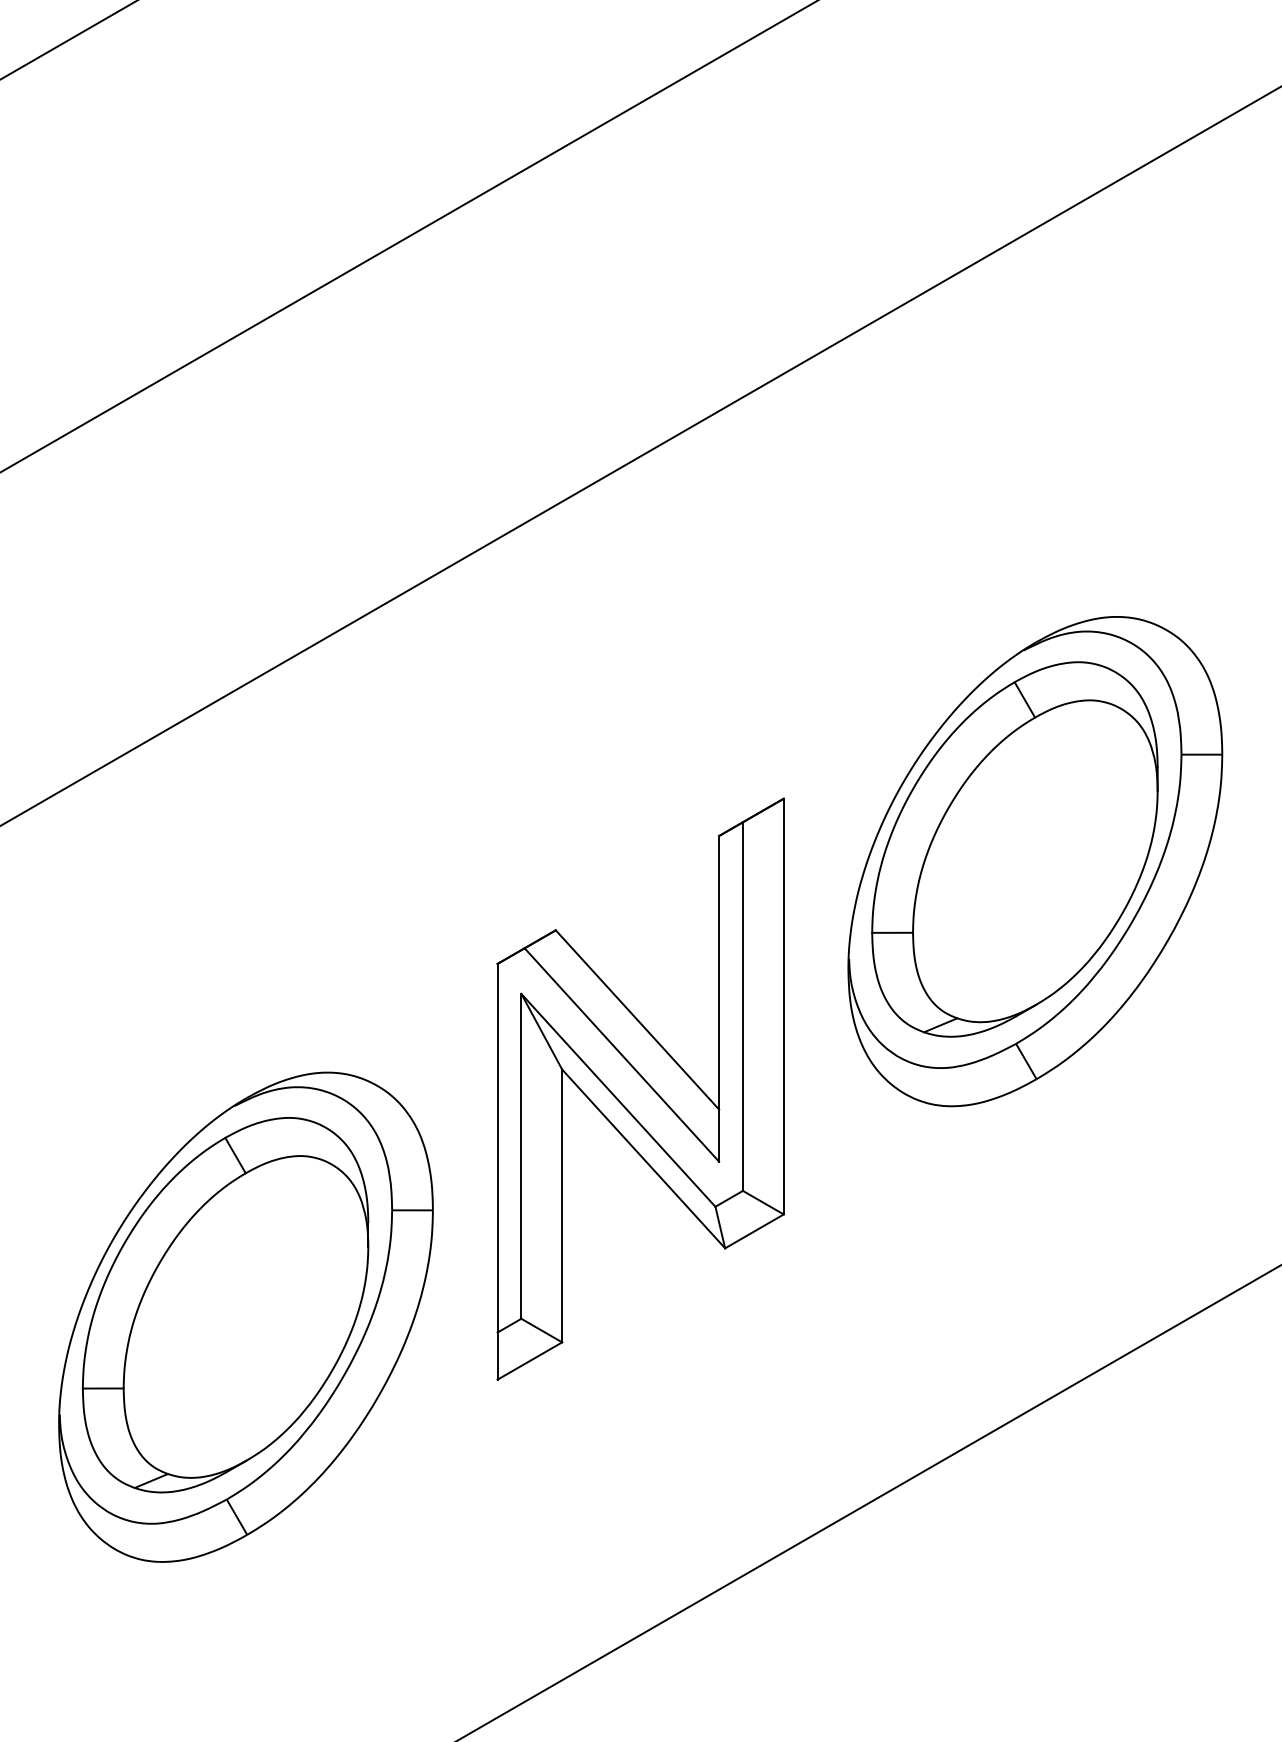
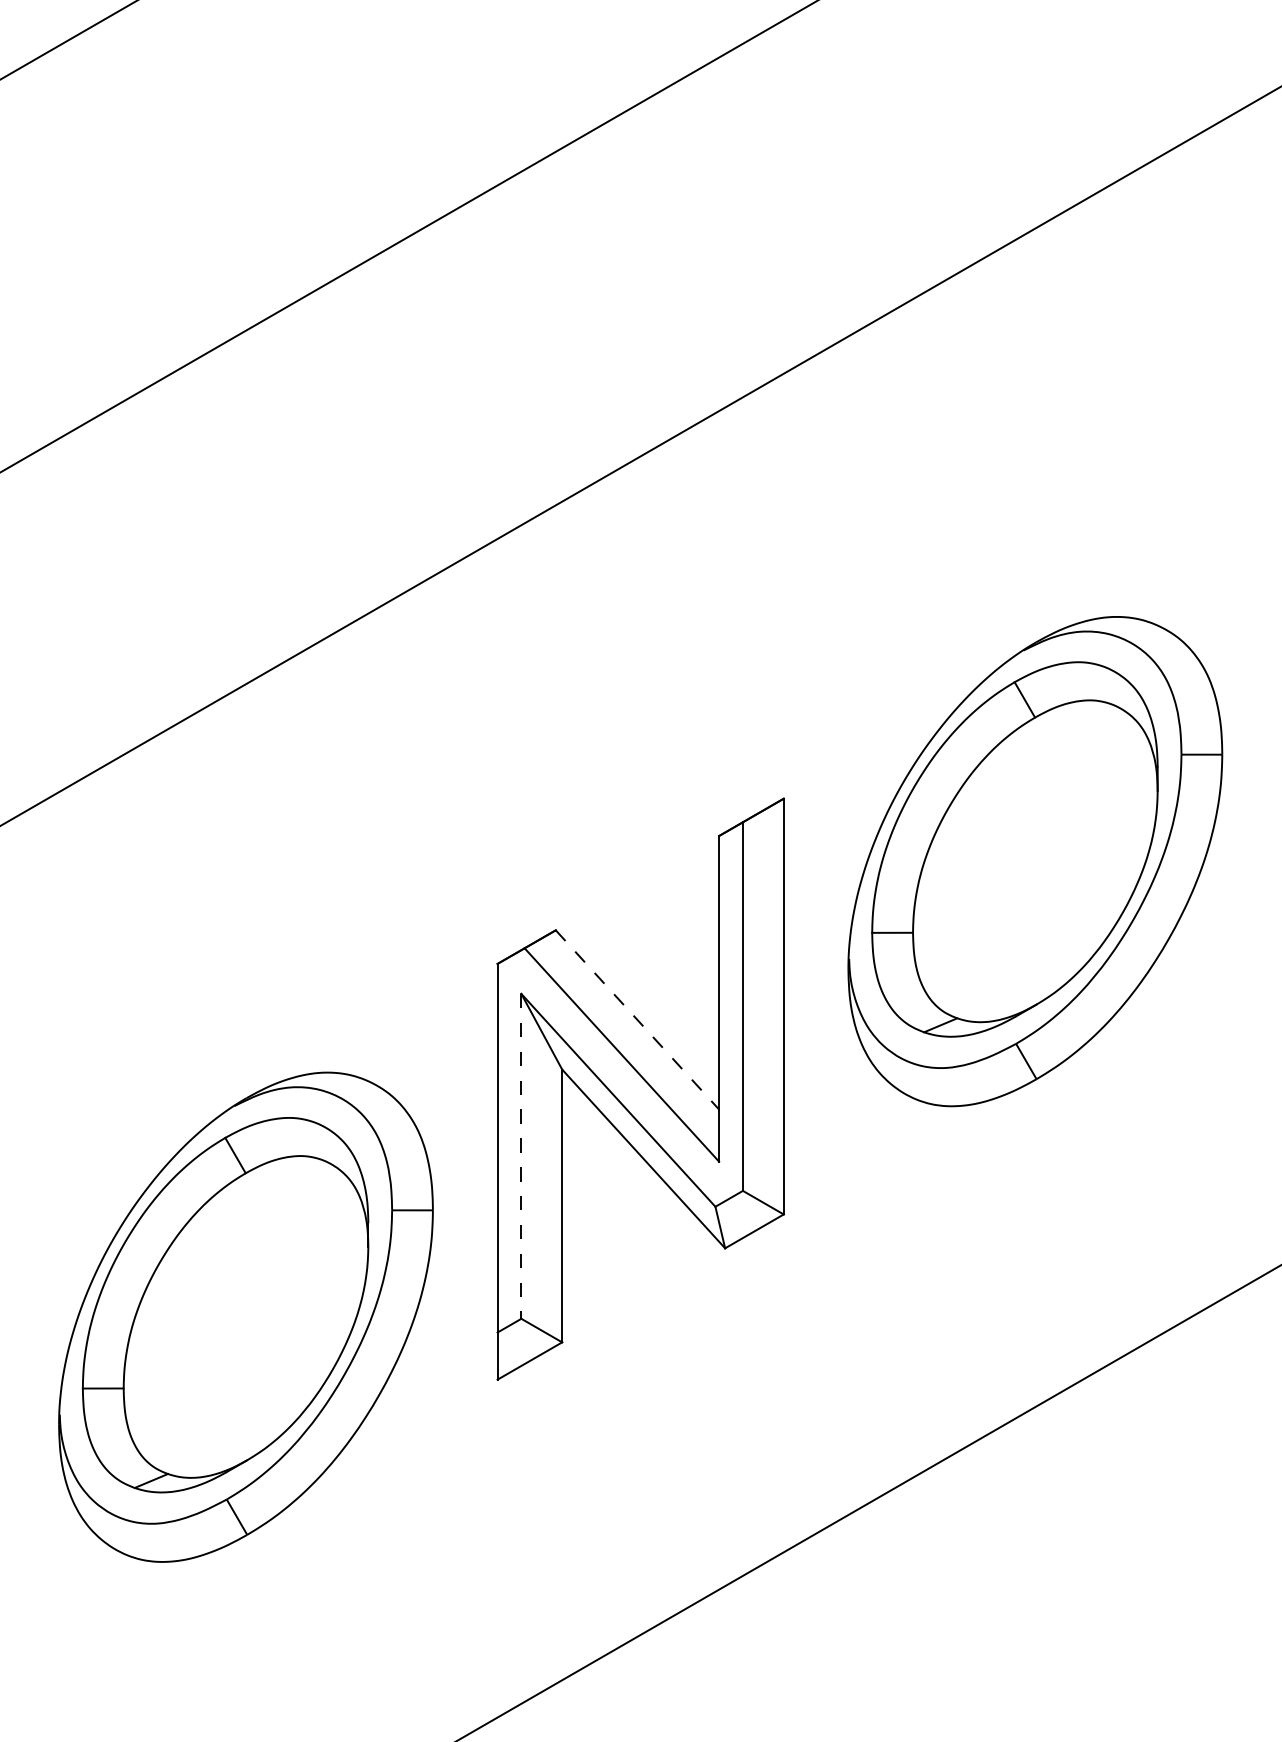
line: solid -> dashed (637, 1020)
line: solid -> dashed (521, 1156)
